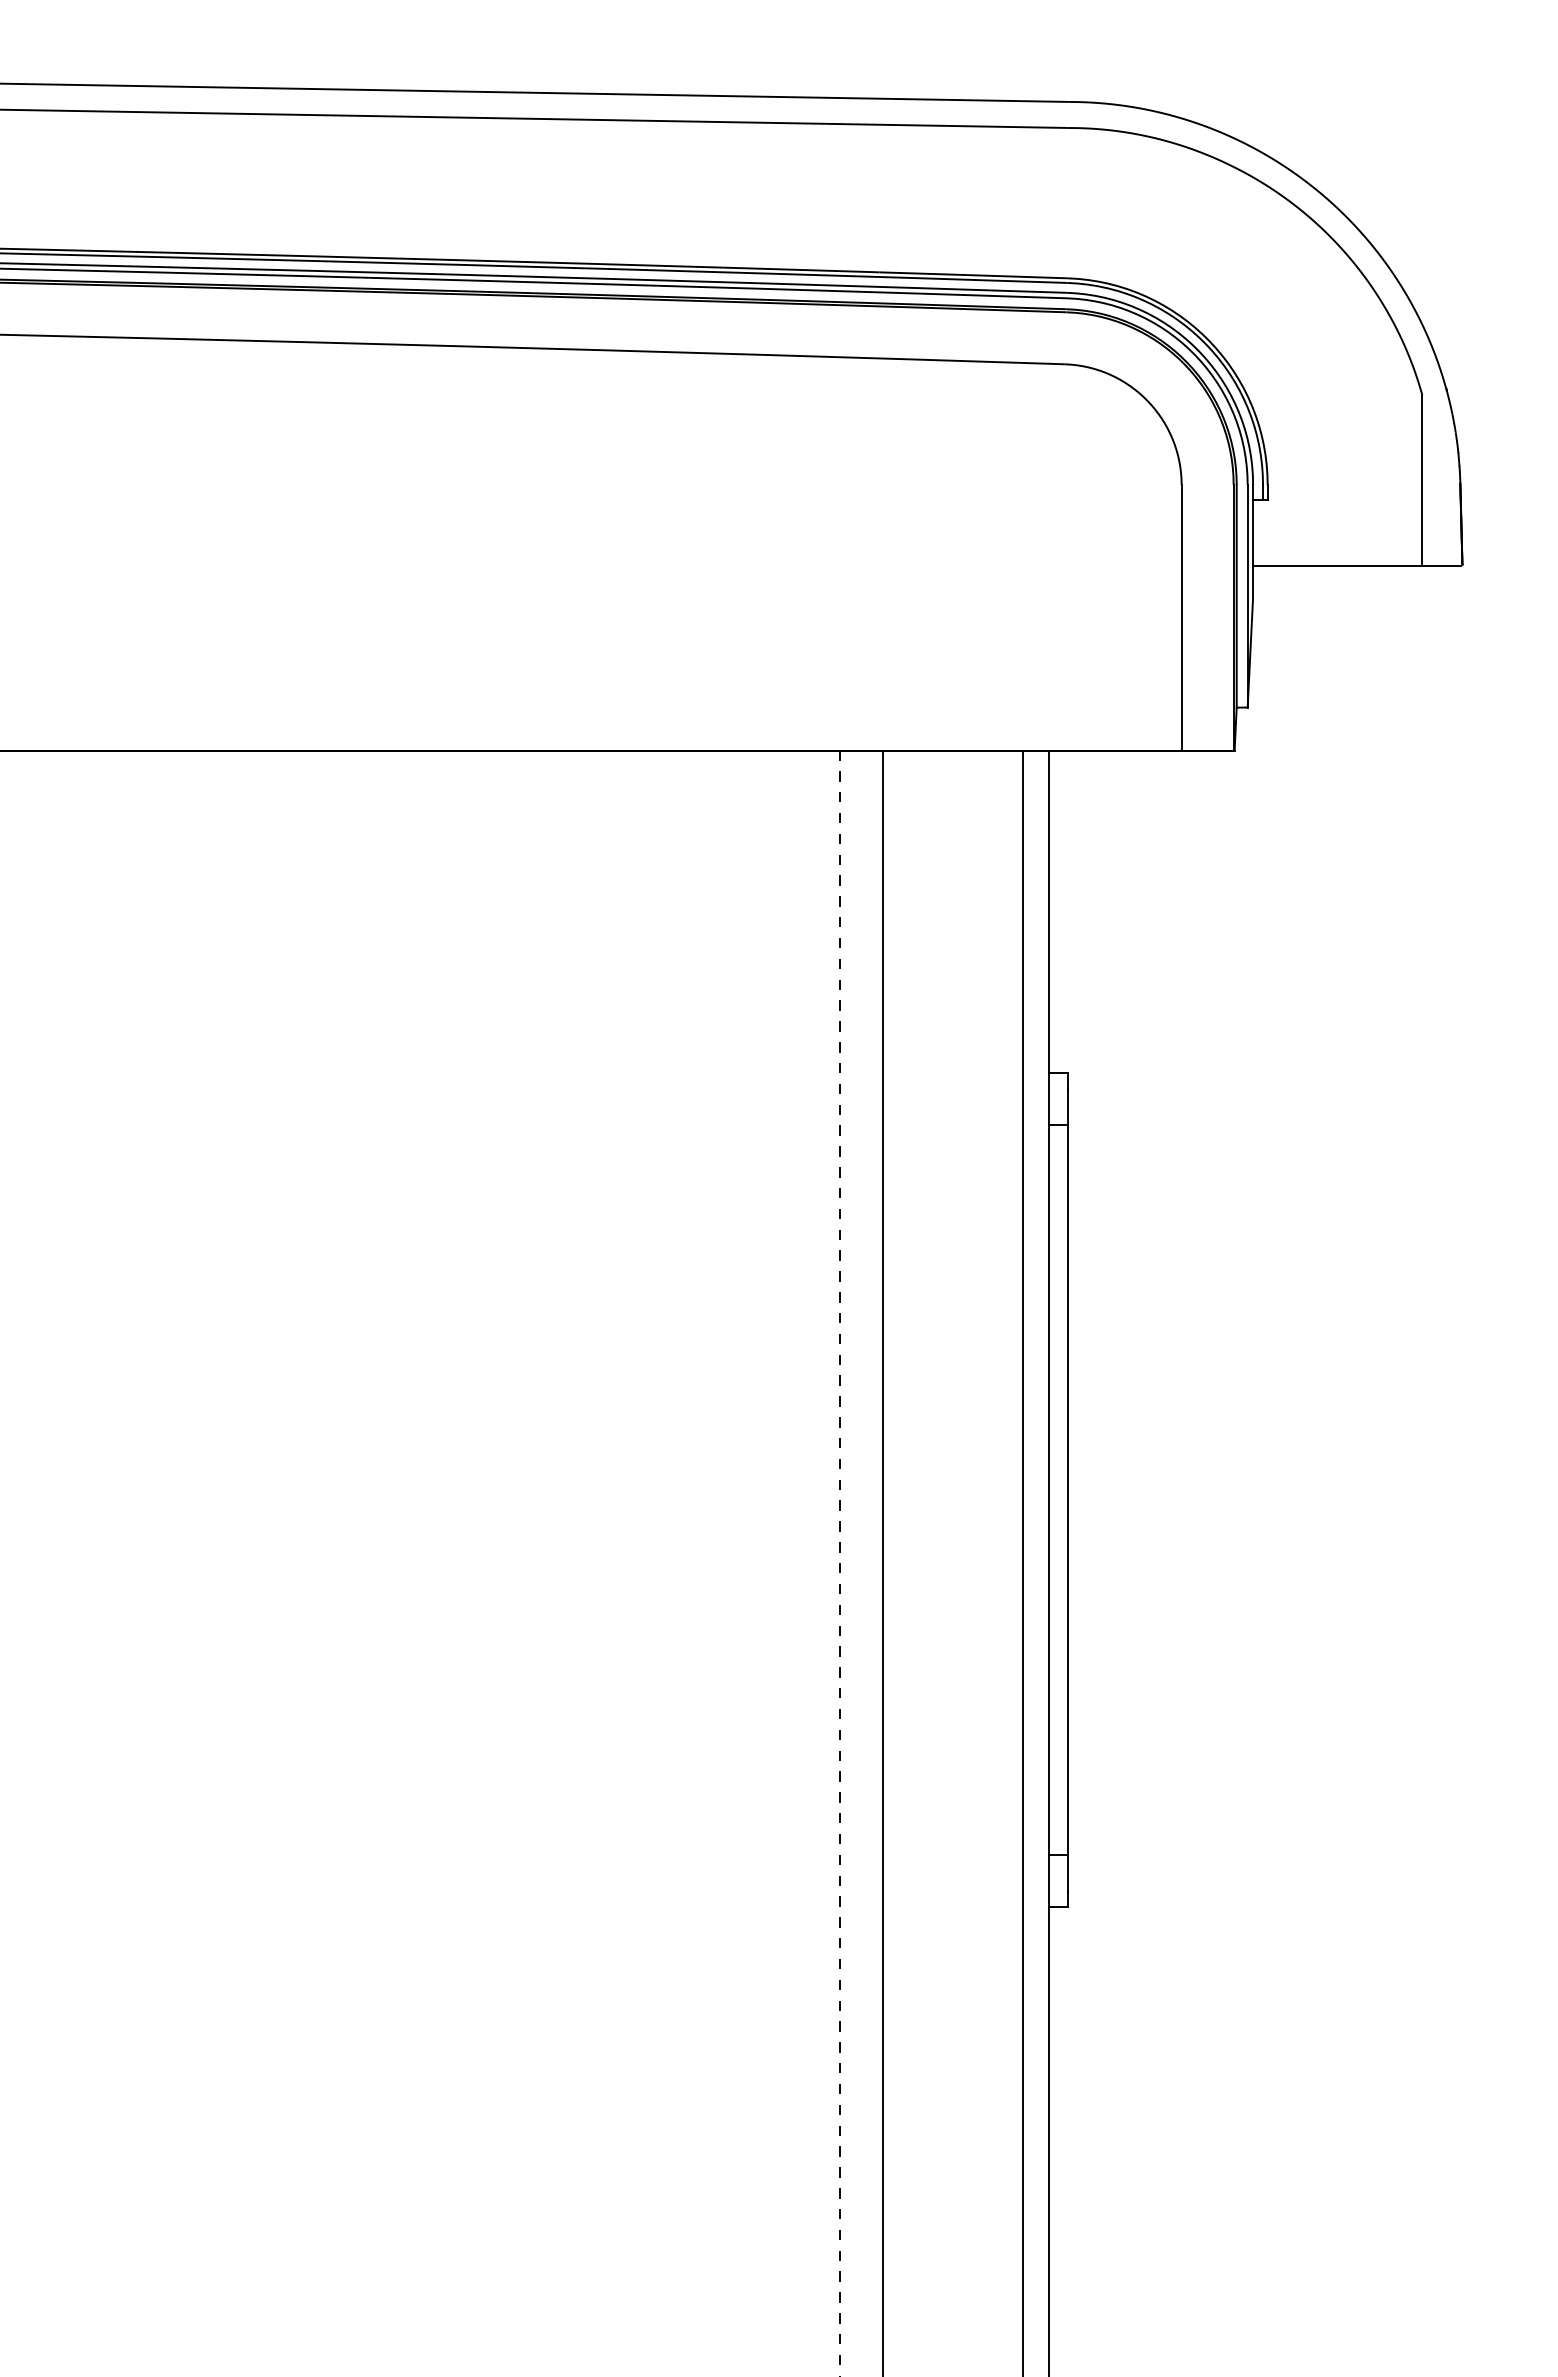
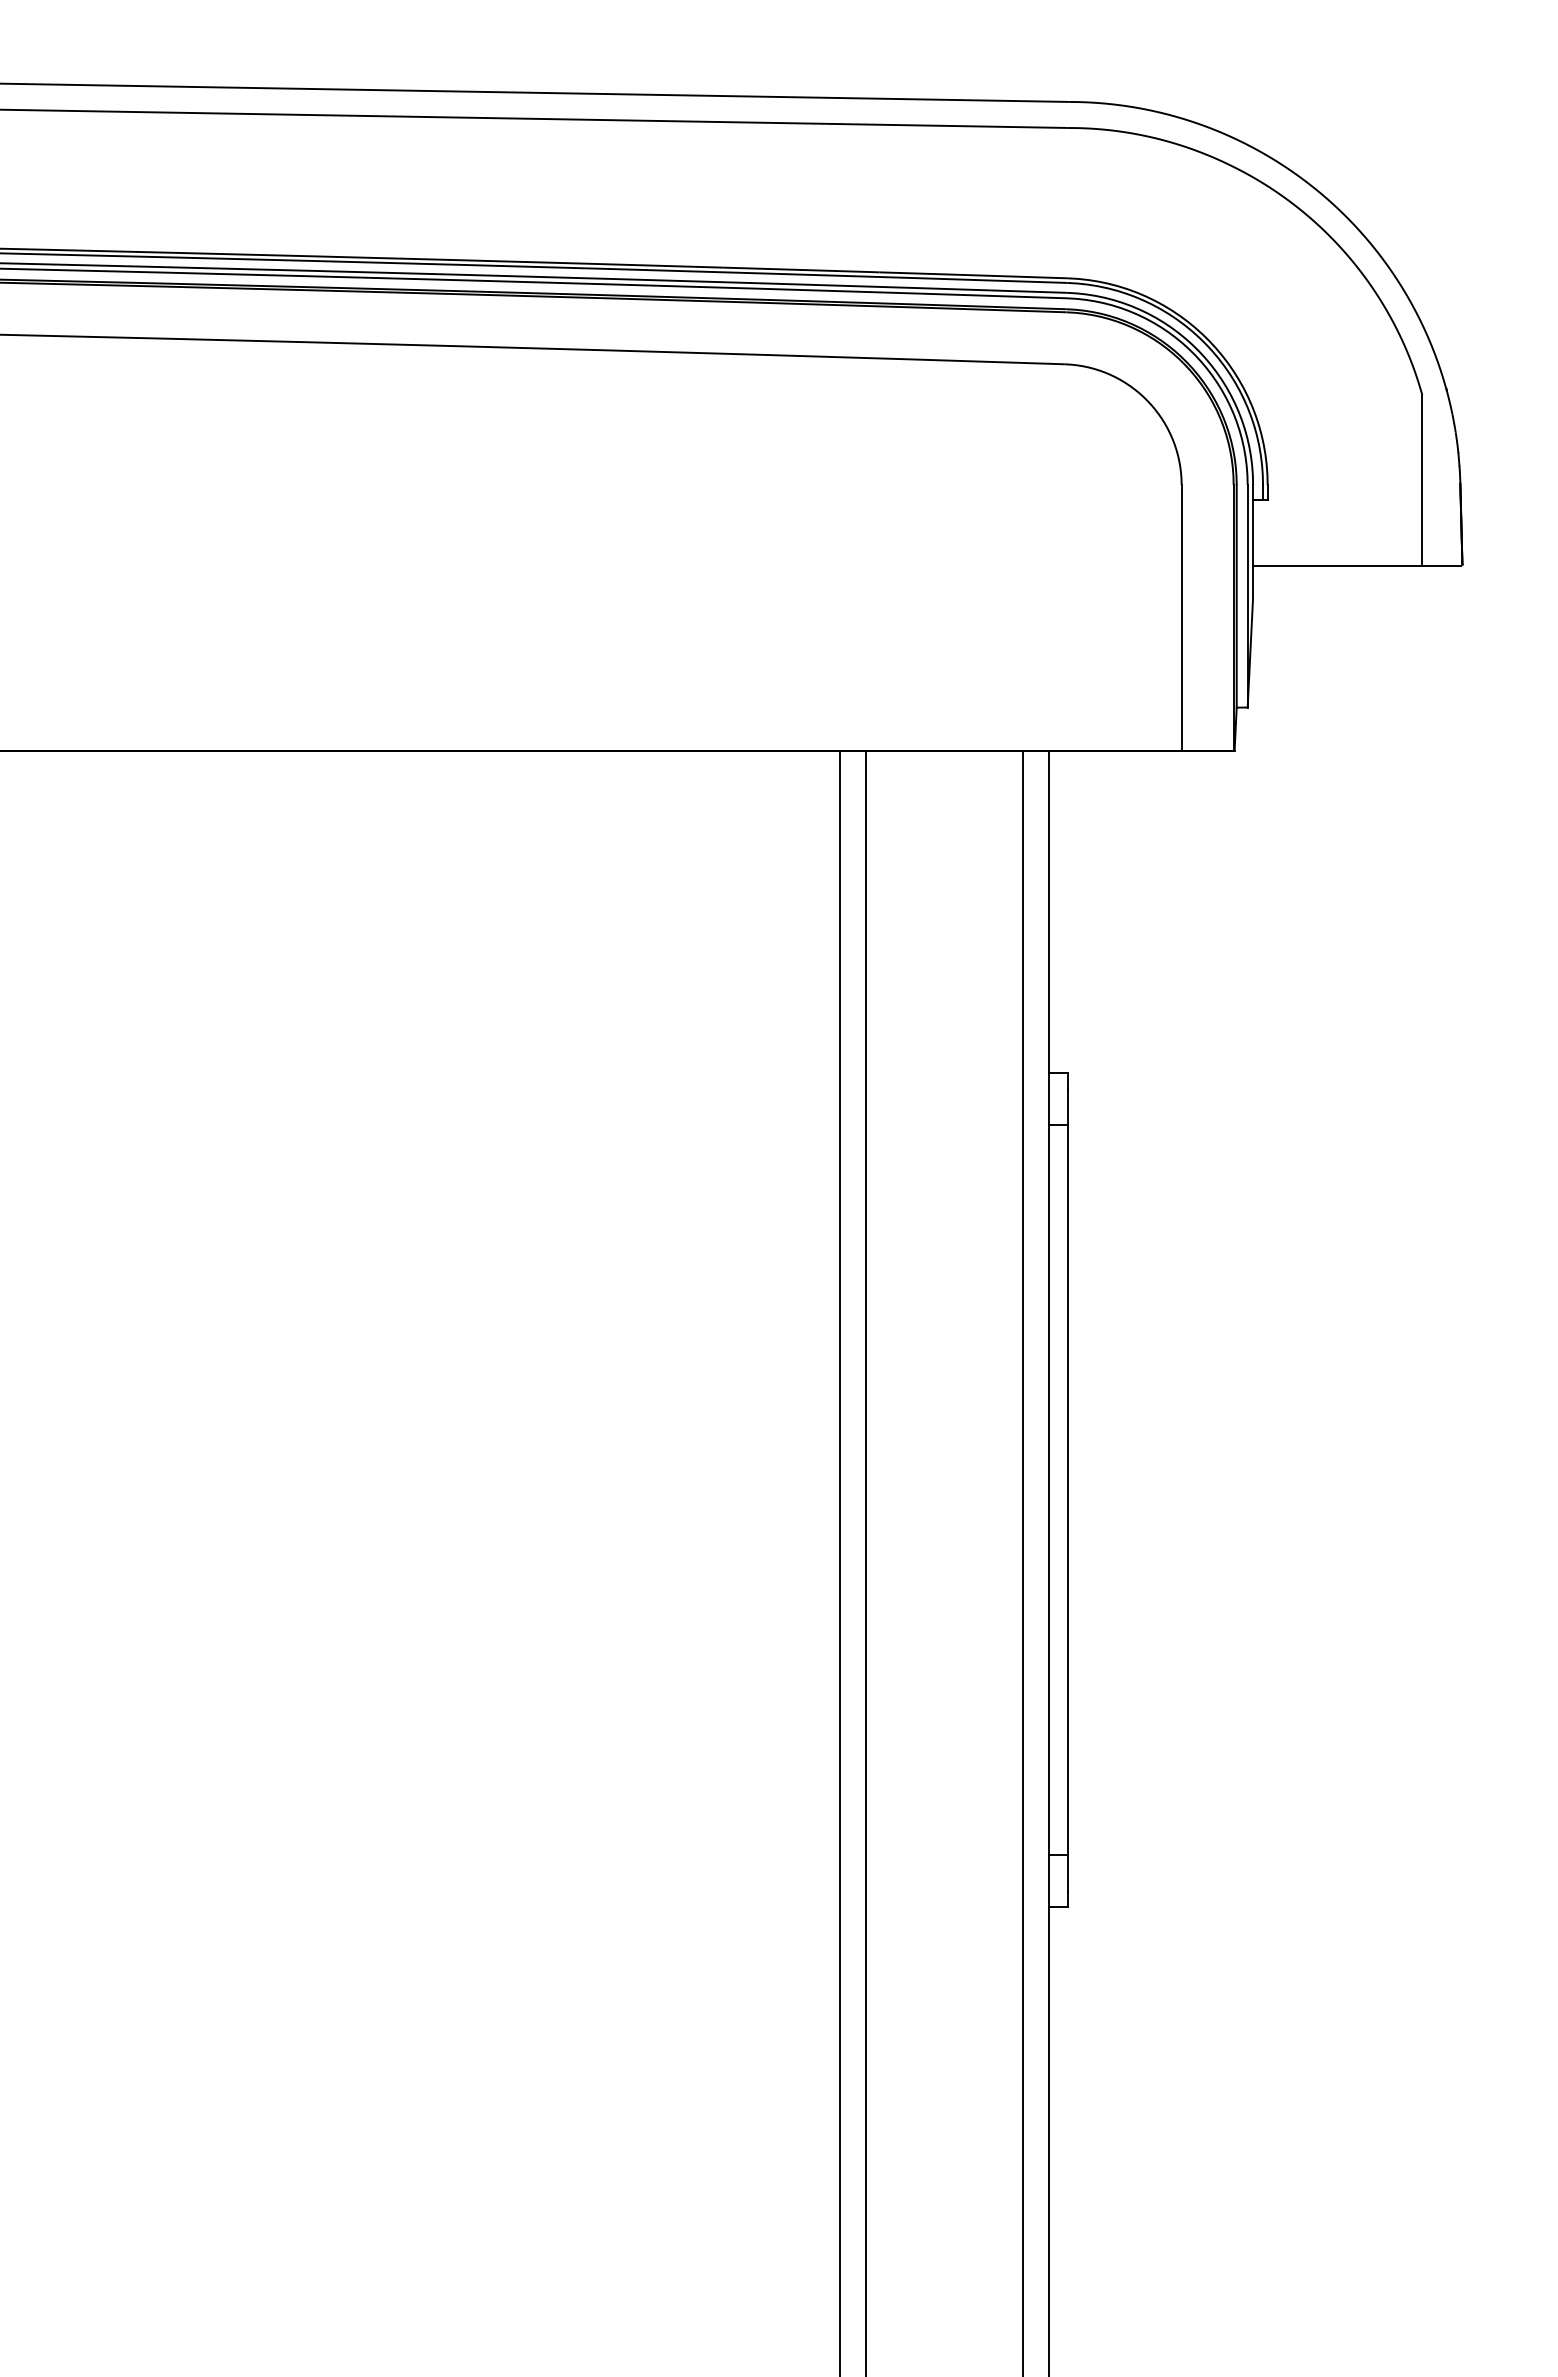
line position: (883, 1561) -> (866, 1561) (866, 1561)
line: dashed -> solid (840, 1563)
